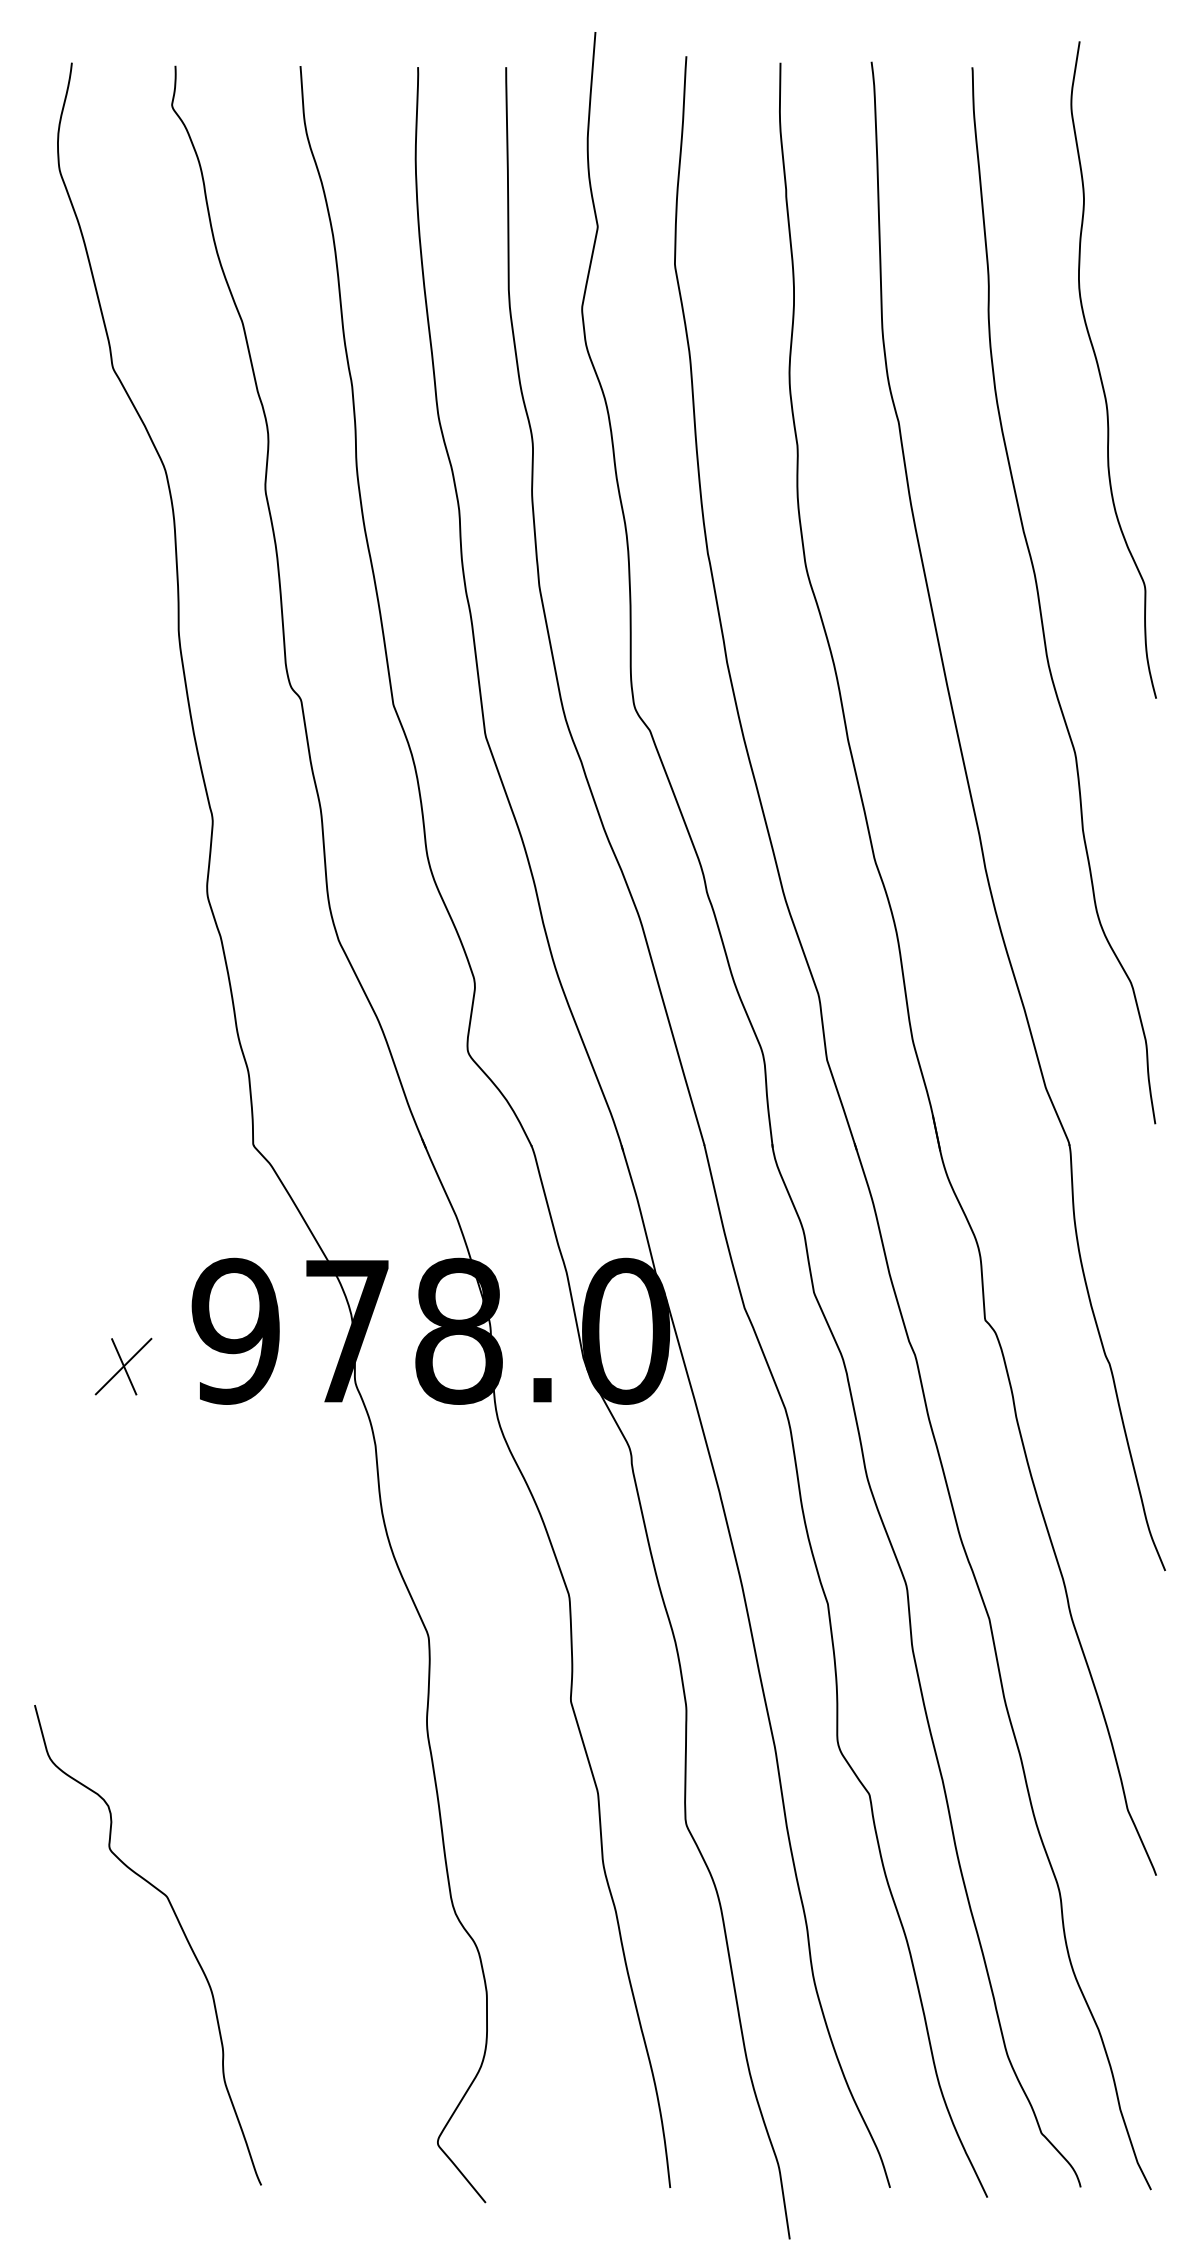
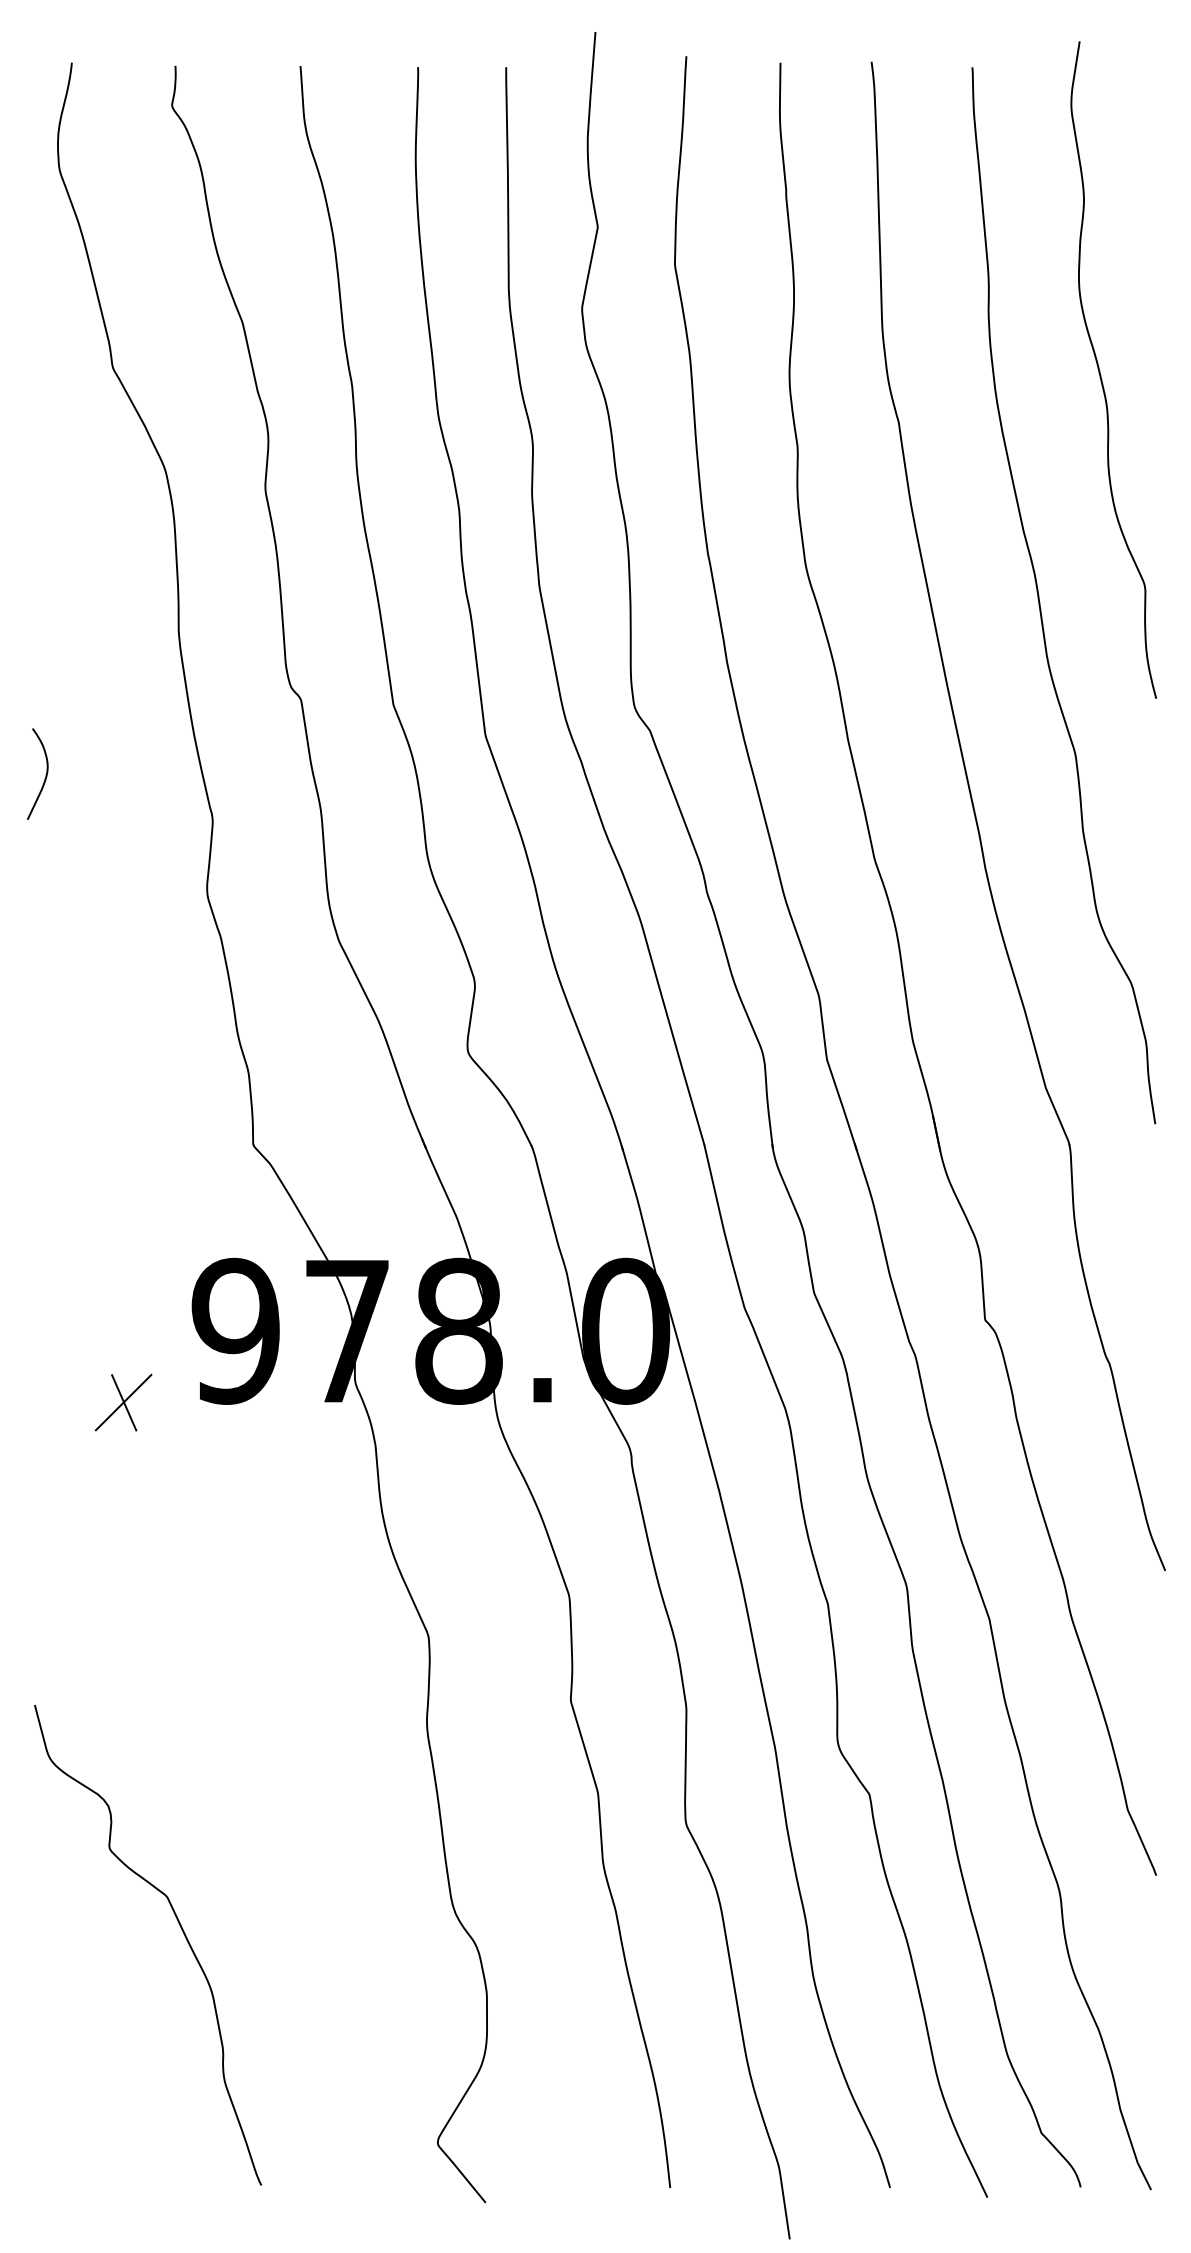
curve: none -> present (45, 774)
part position: (123, 1366) -> (123, 1402) (123, 1402)
